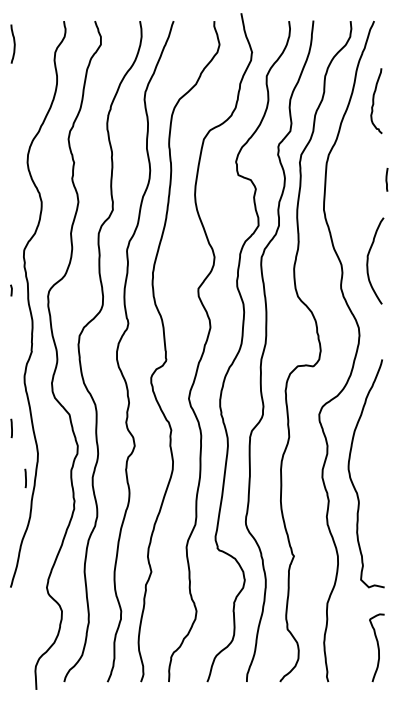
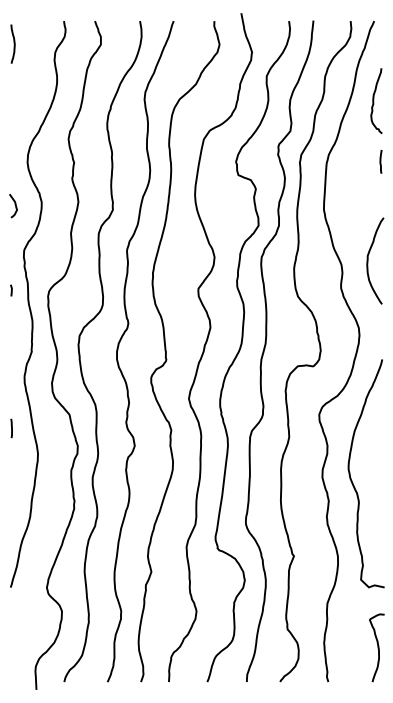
line position: (386, 179) -> (380, 161) (380, 161)
curve: none -> present (14, 204)
line: present -> none (25, 478)
